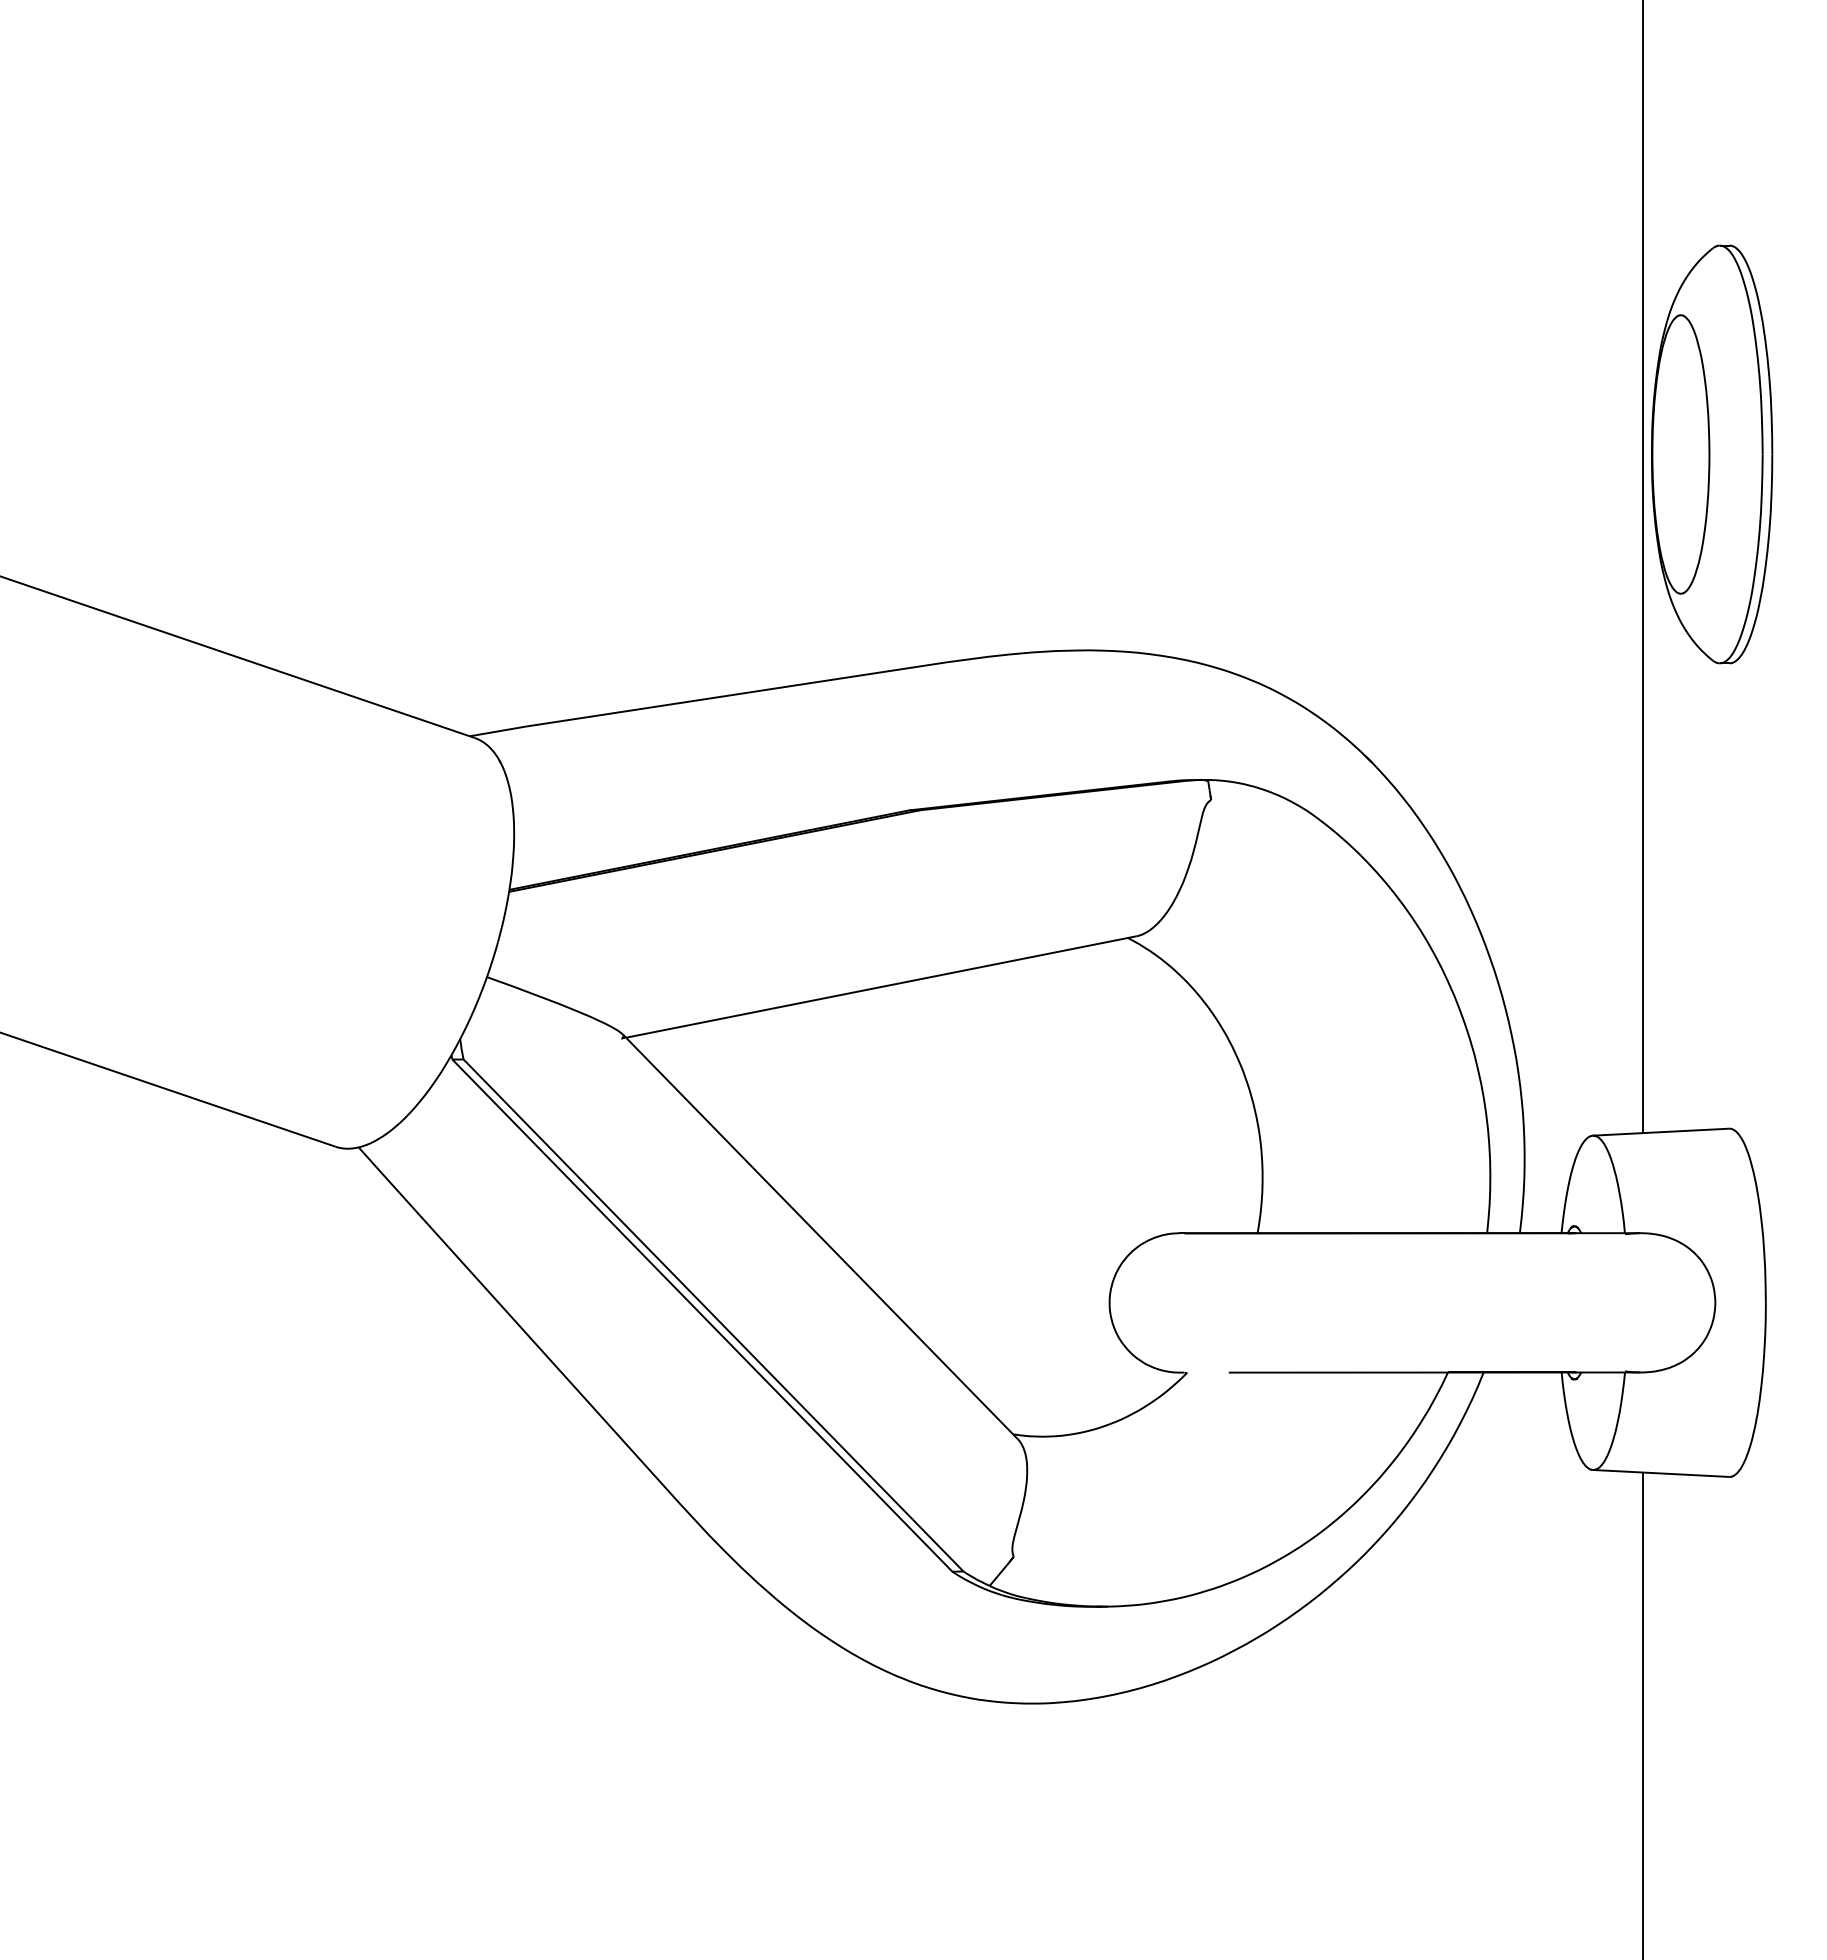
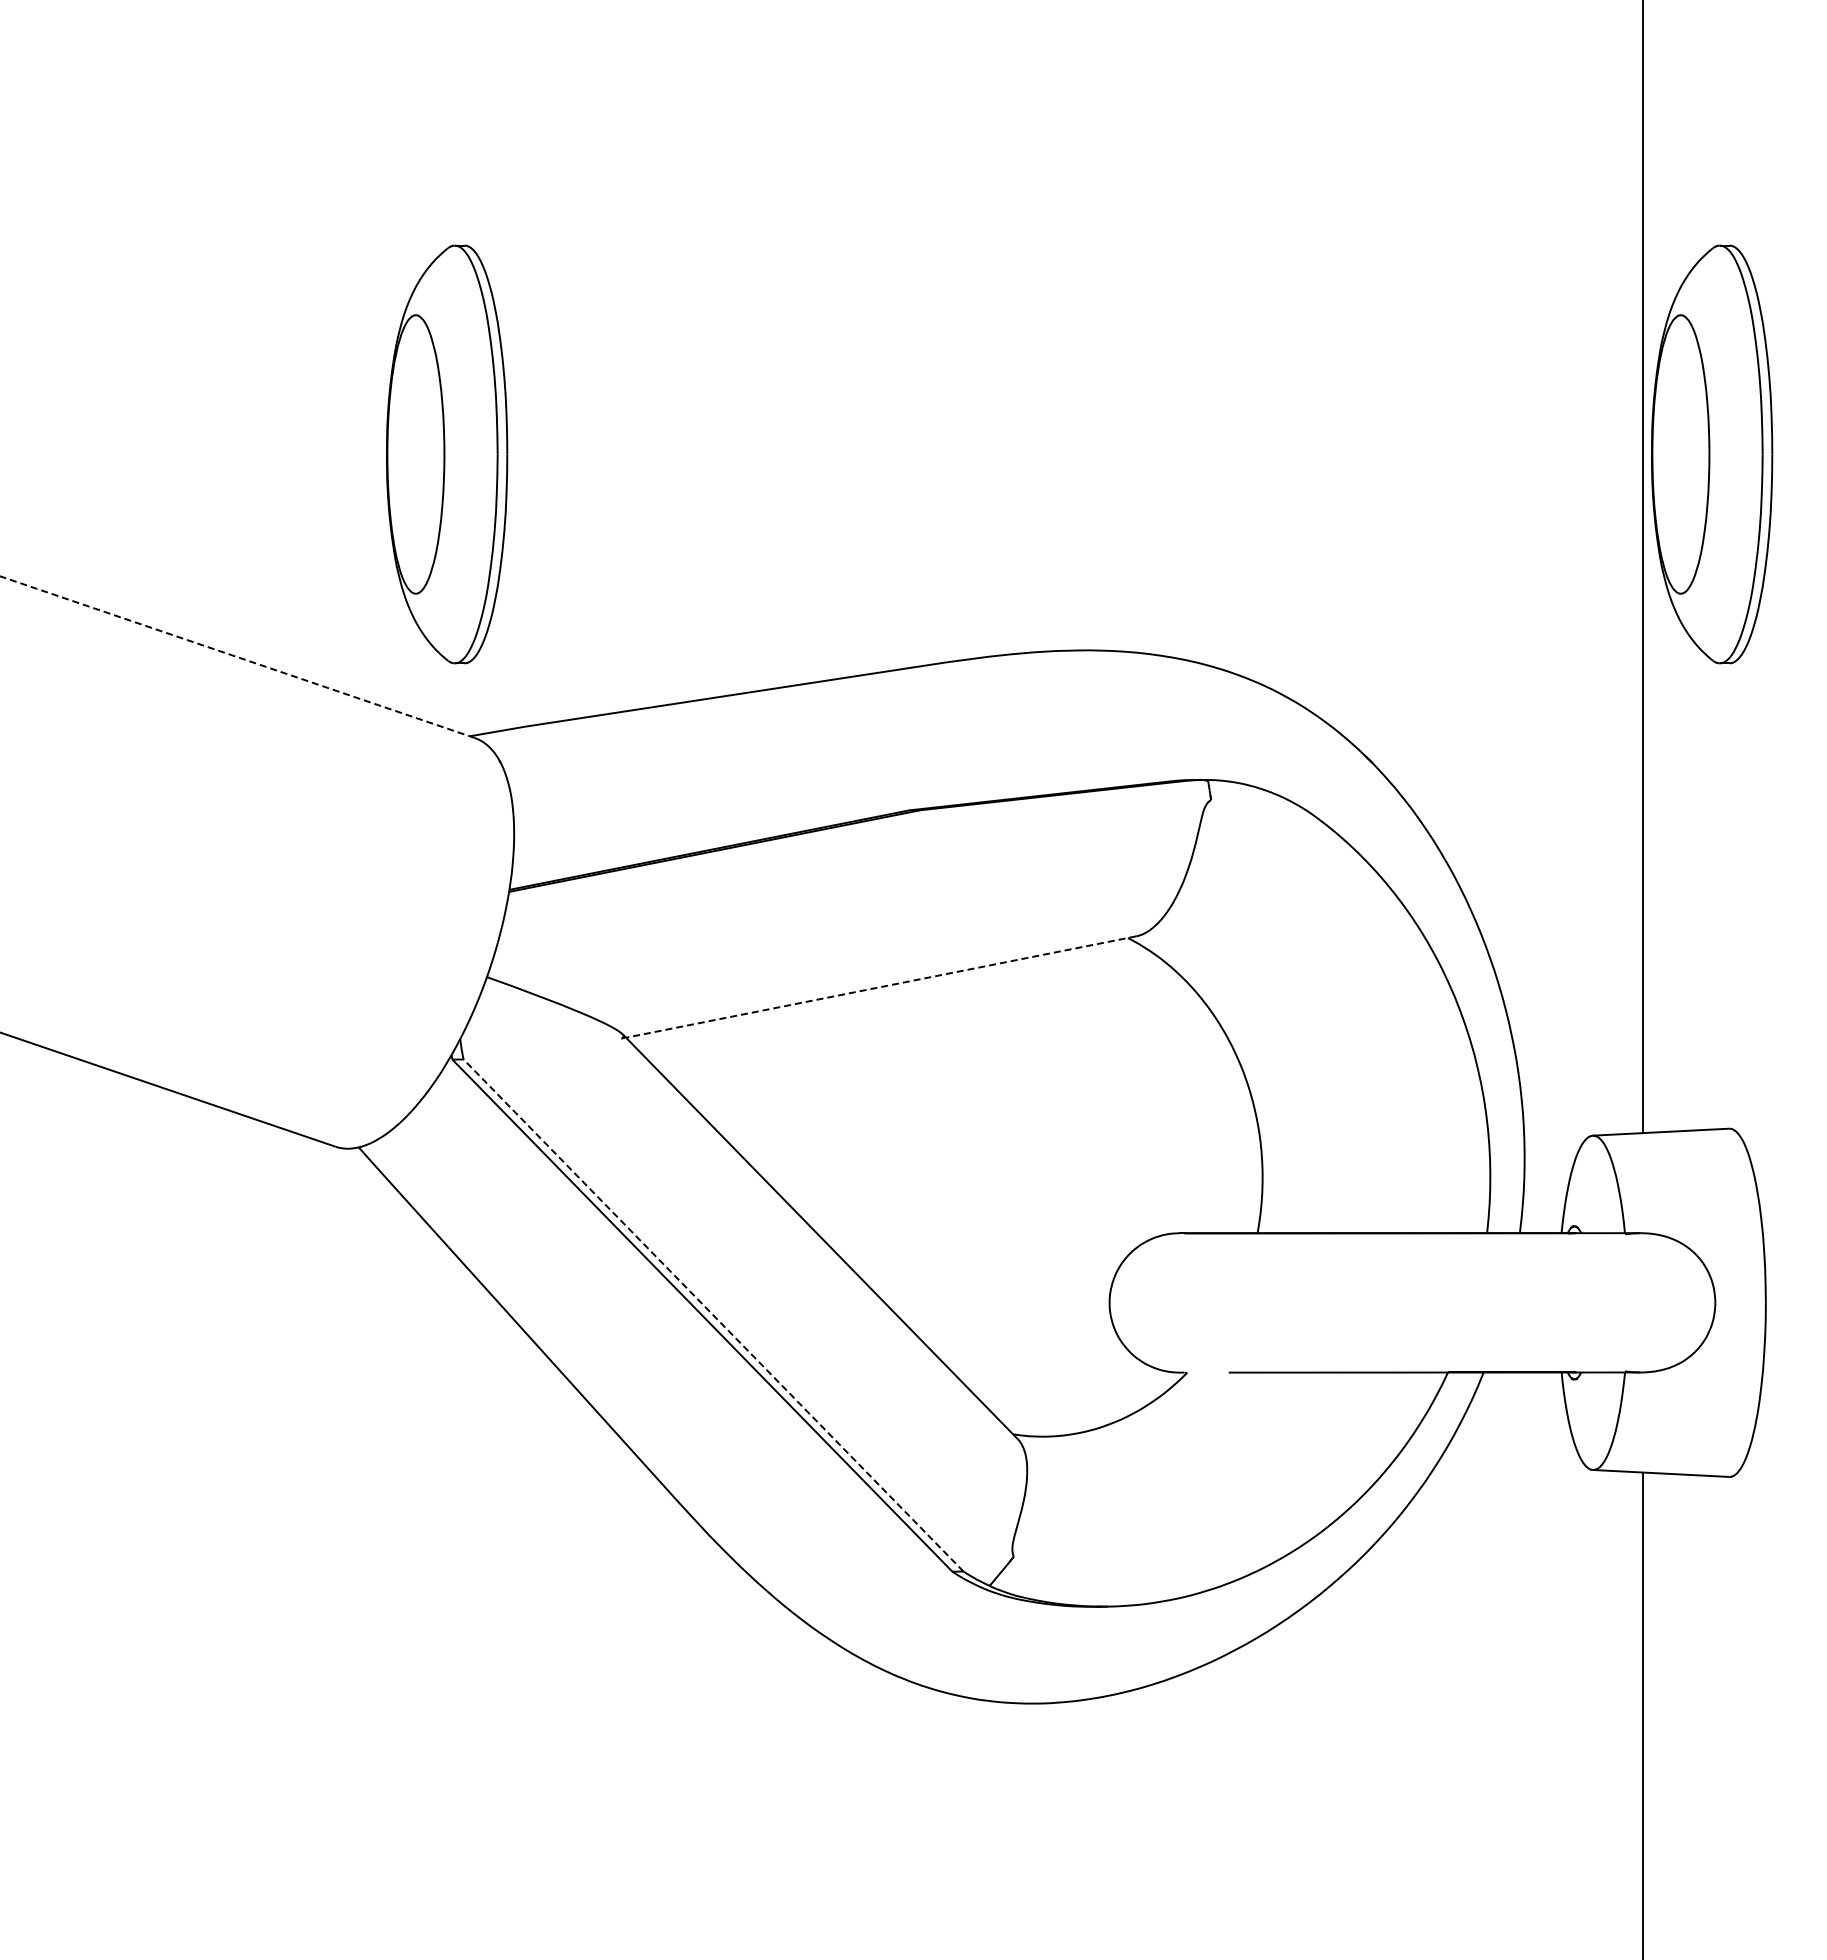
part: none -> present (447, 454)
line: solid -> dashed (237, 657)
line: solid -> dashed (880, 987)
line: solid -> dashed (713, 1315)
